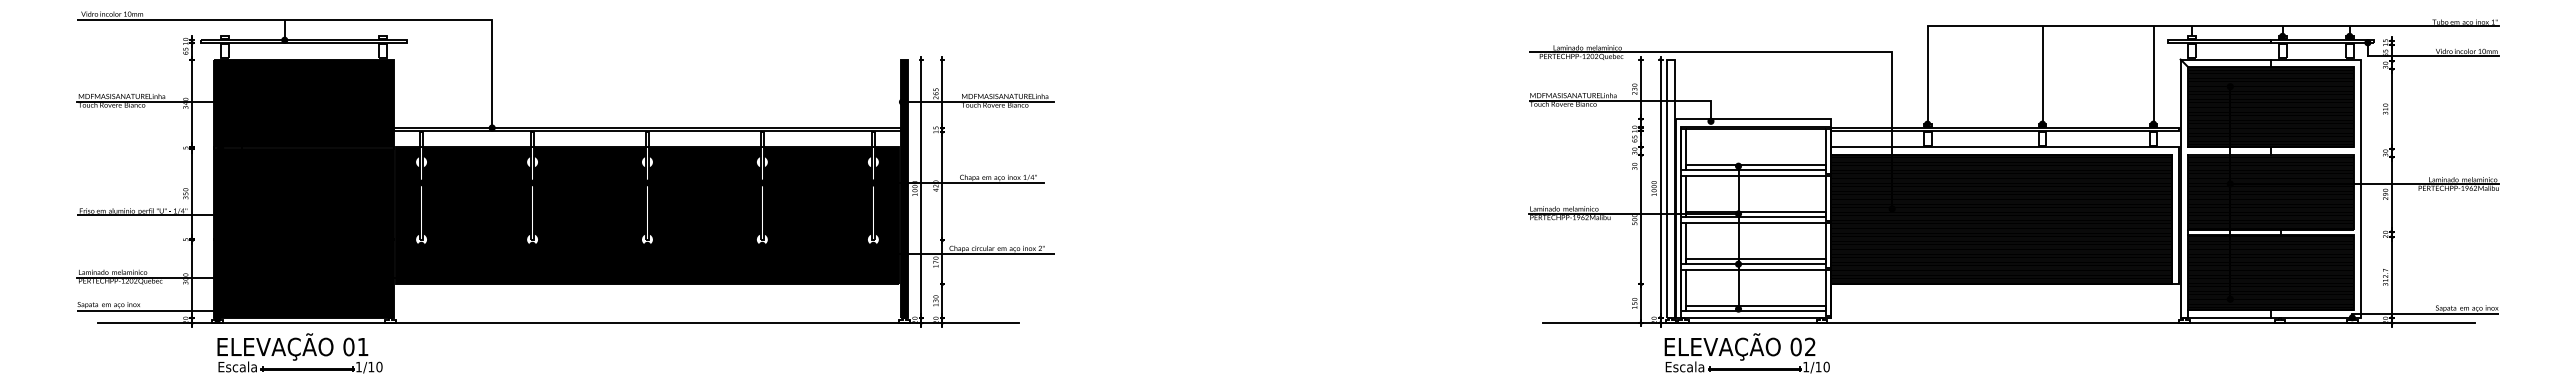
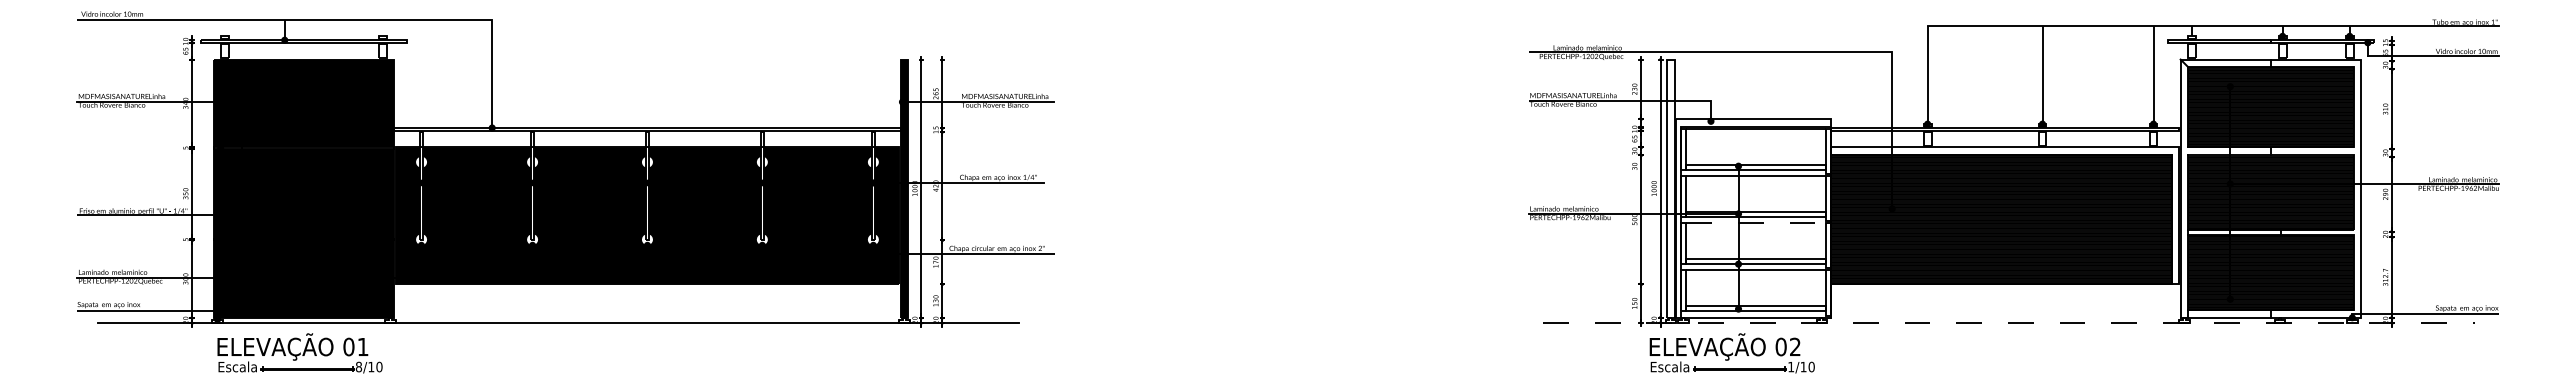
line: solid -> dashed (1755, 222)
line: solid -> dashed (2009, 322)
part position: (1746, 353) -> (1731, 353) (1731, 353)
text: 1/10 -> 8/10 (358, 366)
